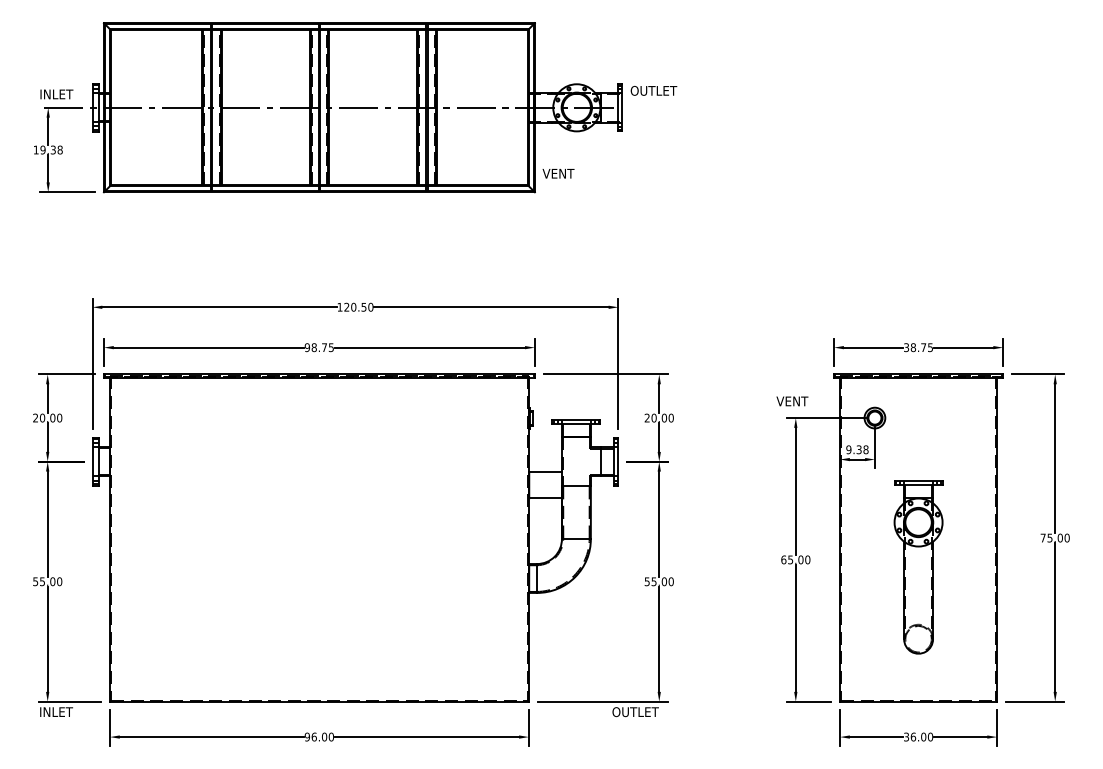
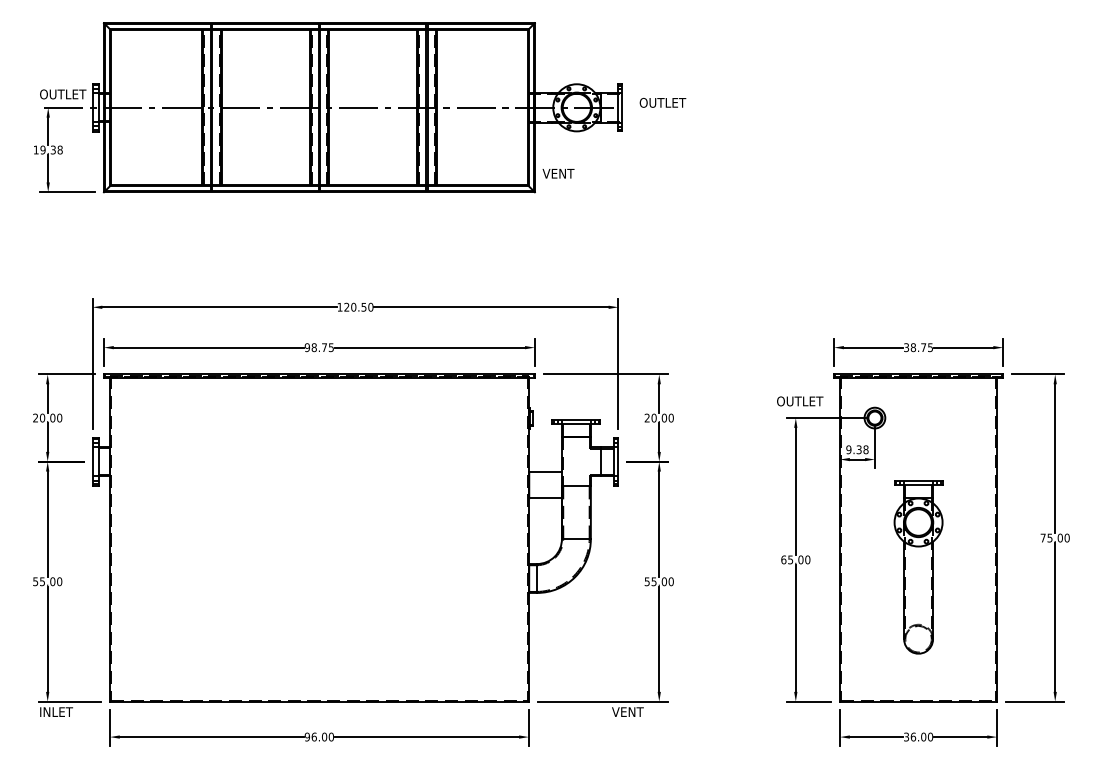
text position: (653, 90) -> (662, 102) (662, 102)
text: INLET -> OUTLET (63, 94)
text: VENT -> OUTLET (799, 401)
text: OUTLET -> VENT (635, 712)
